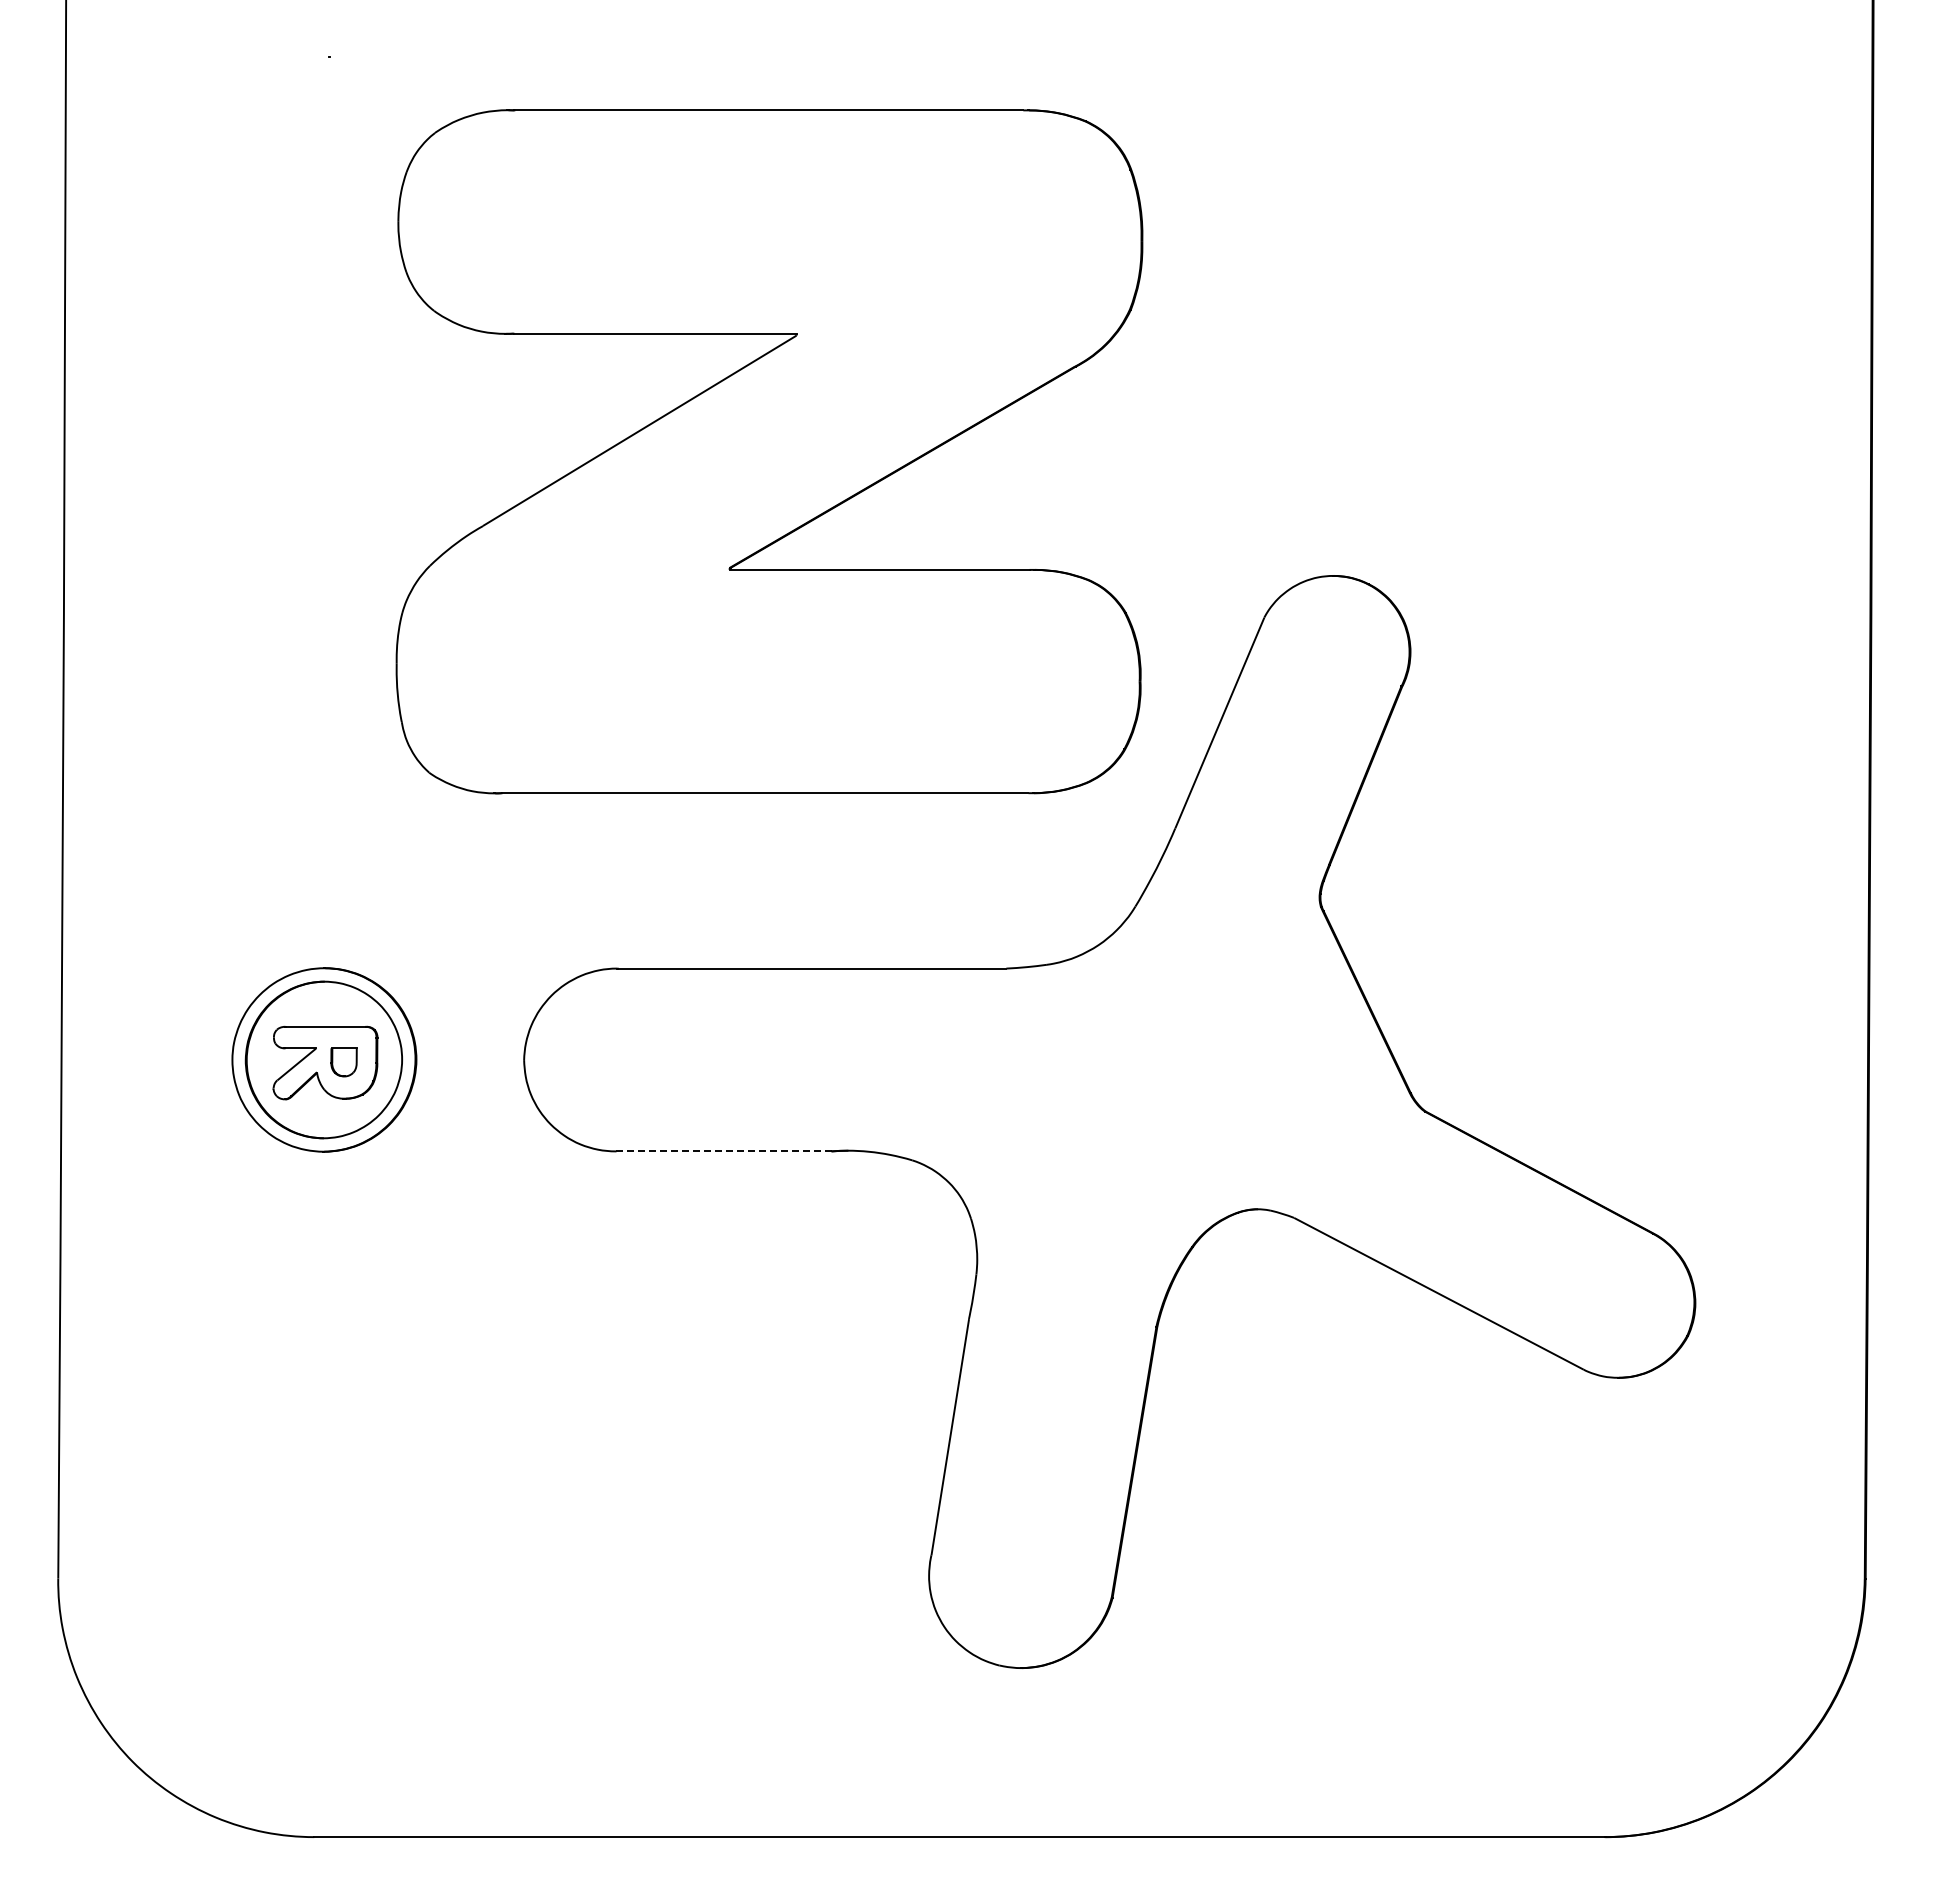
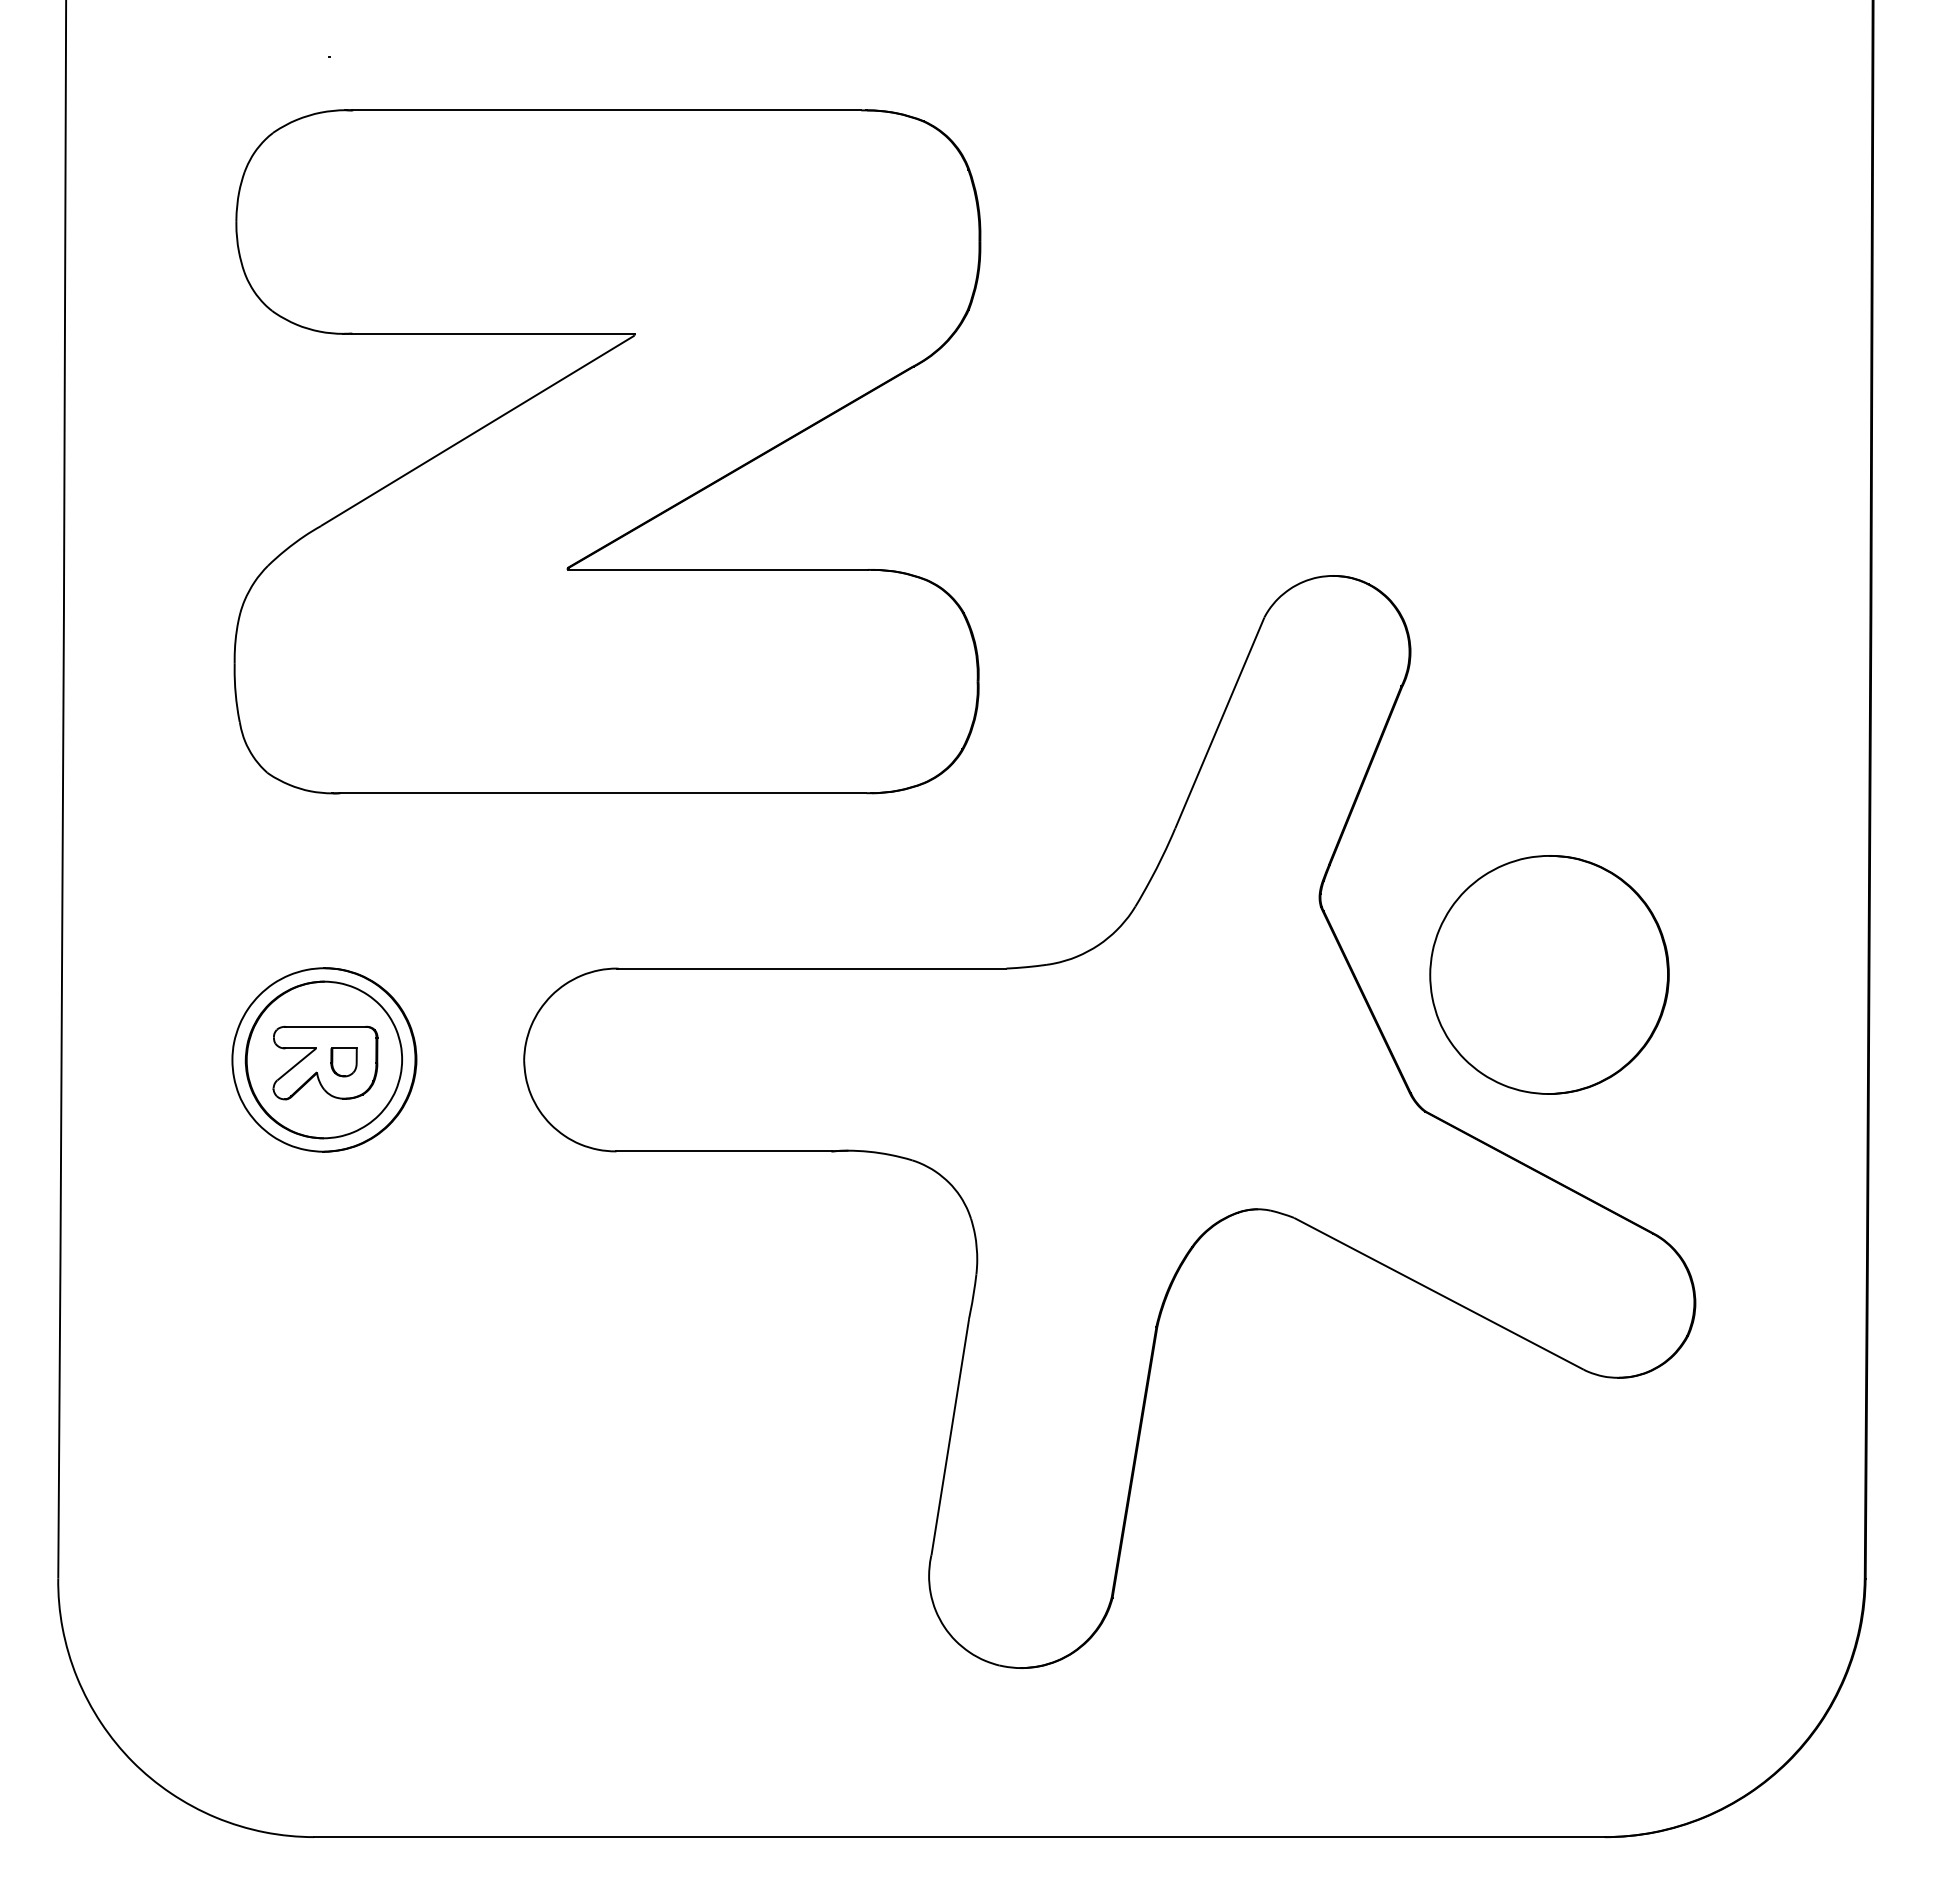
part position: (769, 451) -> (607, 451) (607, 451)
part: none -> present (1549, 974)
line: dashed -> solid (724, 1151)
